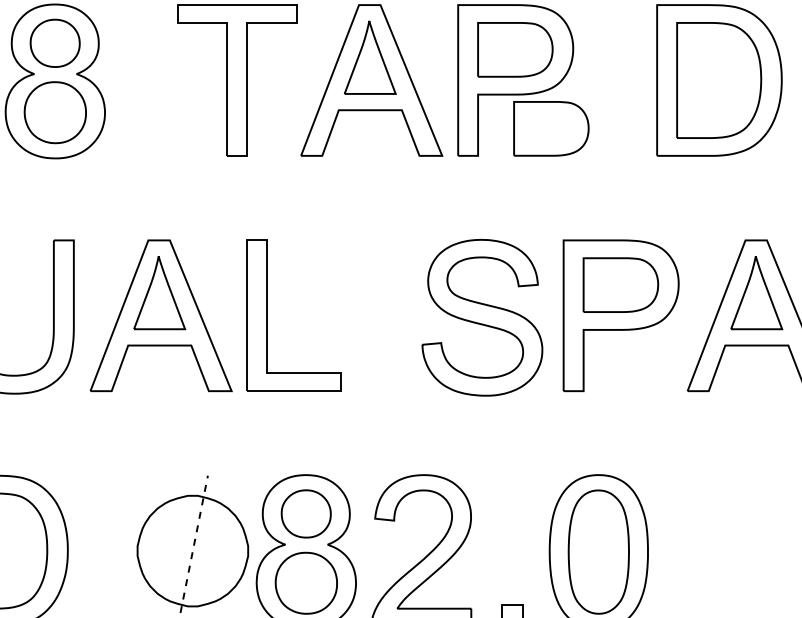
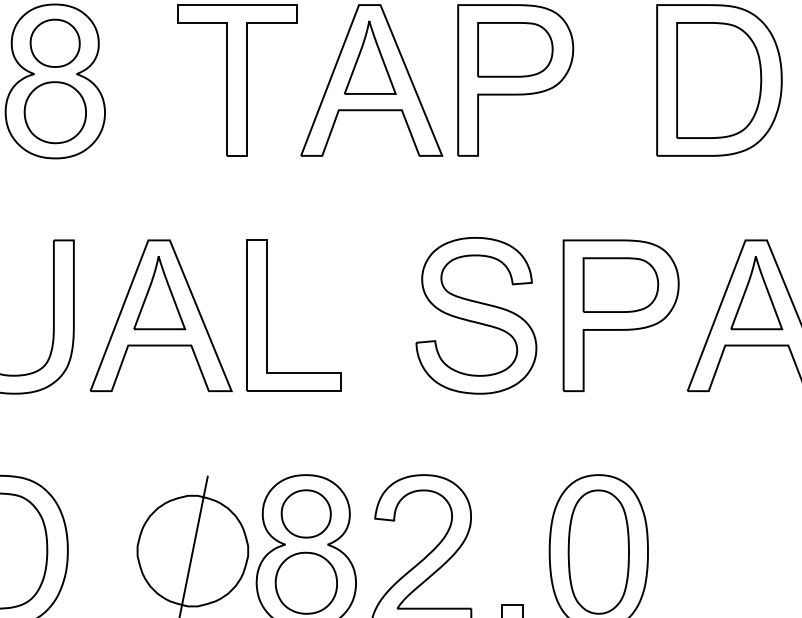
part: present -> none (551, 128)
part position: (482, 317) -> (476, 315) (476, 315)
line: dashed -> solid (193, 546)
